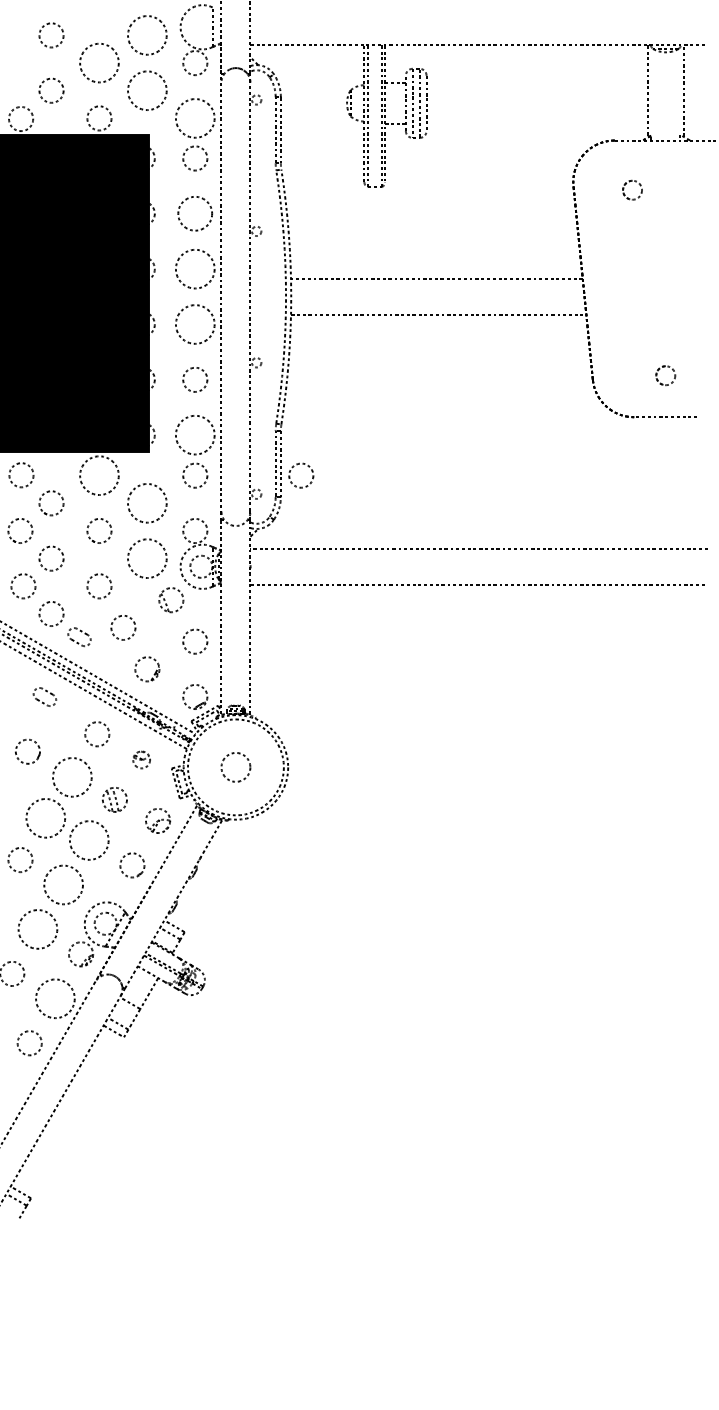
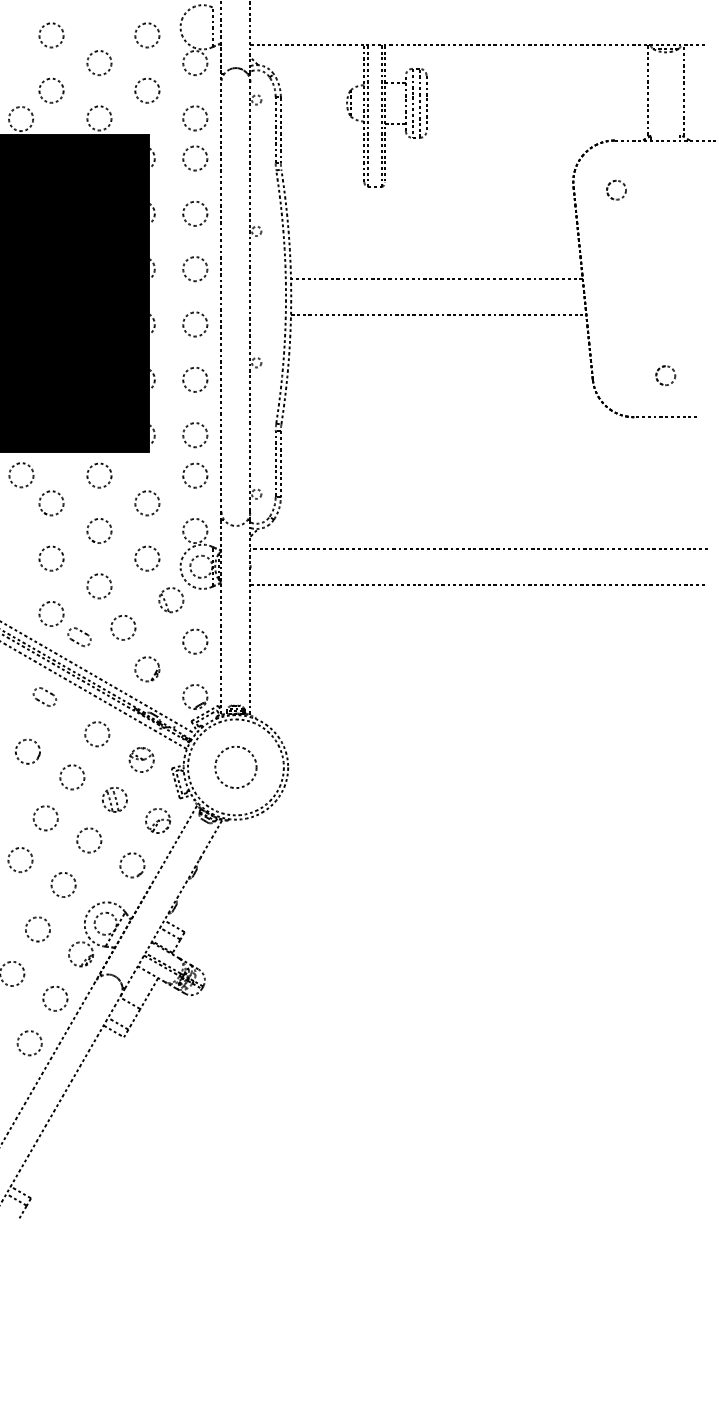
circle diameter: 39 px -> 24 px (147, 35)
circle diameter: 39 px -> 24 px (99, 62)
circle diameter: 39 px -> 24 px (147, 90)
circle diameter: 39 px -> 24 px (195, 118)
circle position: (632, 189) -> (616, 189) (616, 189)
circle size: 37x36 px -> 27x26 px (195, 213)
circle diameter: 39 px -> 24 px (195, 269)
circle diameter: 39 px -> 24 px (195, 324)
circle diameter: 39 px -> 24 px (195, 435)
circle diameter: 39 px -> 24 px (99, 475)
circle: present -> none (301, 475)
circle diameter: 39 px -> 24 px (147, 503)
circle: present -> none (20, 530)
circle diameter: 39 px -> 24 px (147, 558)
circle: present -> none (23, 586)
part size: 19x20 px -> 27x26 px (141, 759)
circle diameter: 29 px -> 41 px (235, 767)
circle diameter: 39 px -> 24 px (72, 777)
circle diameter: 39 px -> 24 px (45, 818)
circle diameter: 39 px -> 24 px (89, 840)
circle diameter: 39 px -> 24 px (63, 884)
circle diameter: 39 px -> 24 px (37, 929)
circle diameter: 39 px -> 24 px (55, 998)
